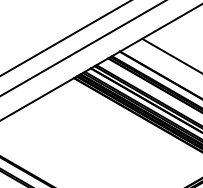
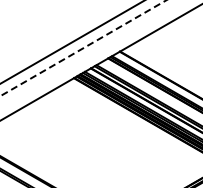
line position: (65, 38) -> (71, 42) (71, 42)
line: solid -> dashed (83, 48)
line: present -> none (170, 55)
